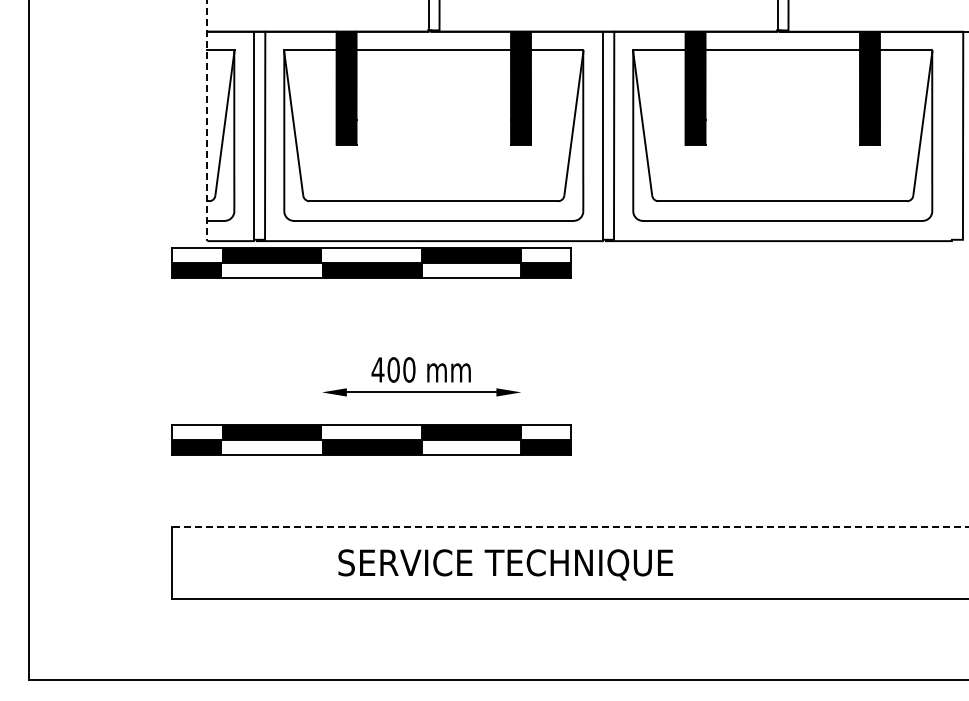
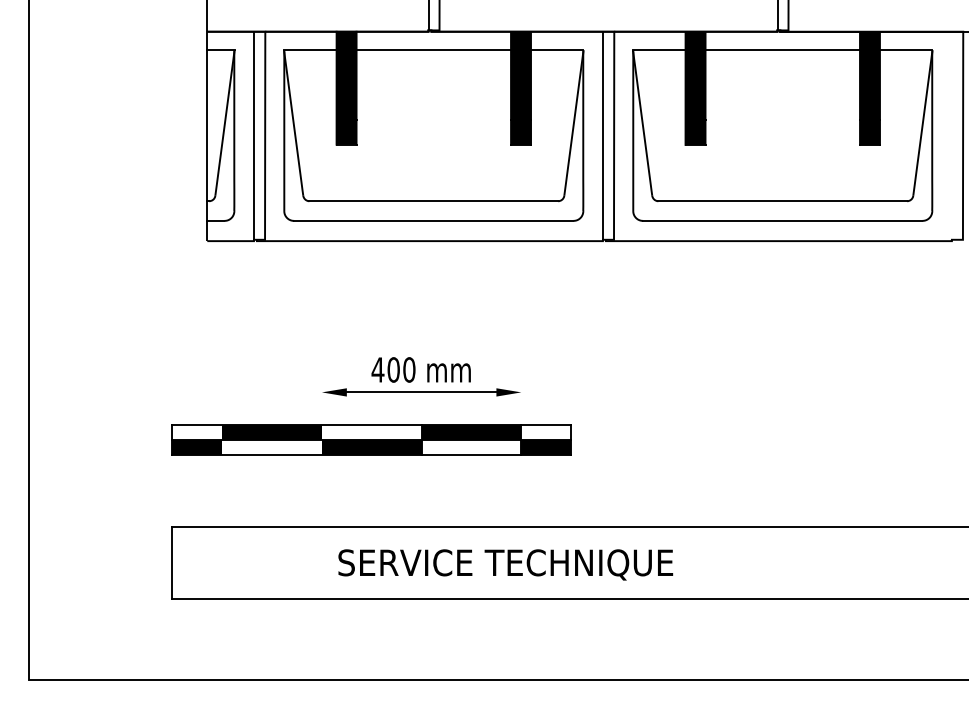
line: dashed -> solid (207, 121)
part: present -> none (371, 262)
line: dashed -> solid (570, 526)
